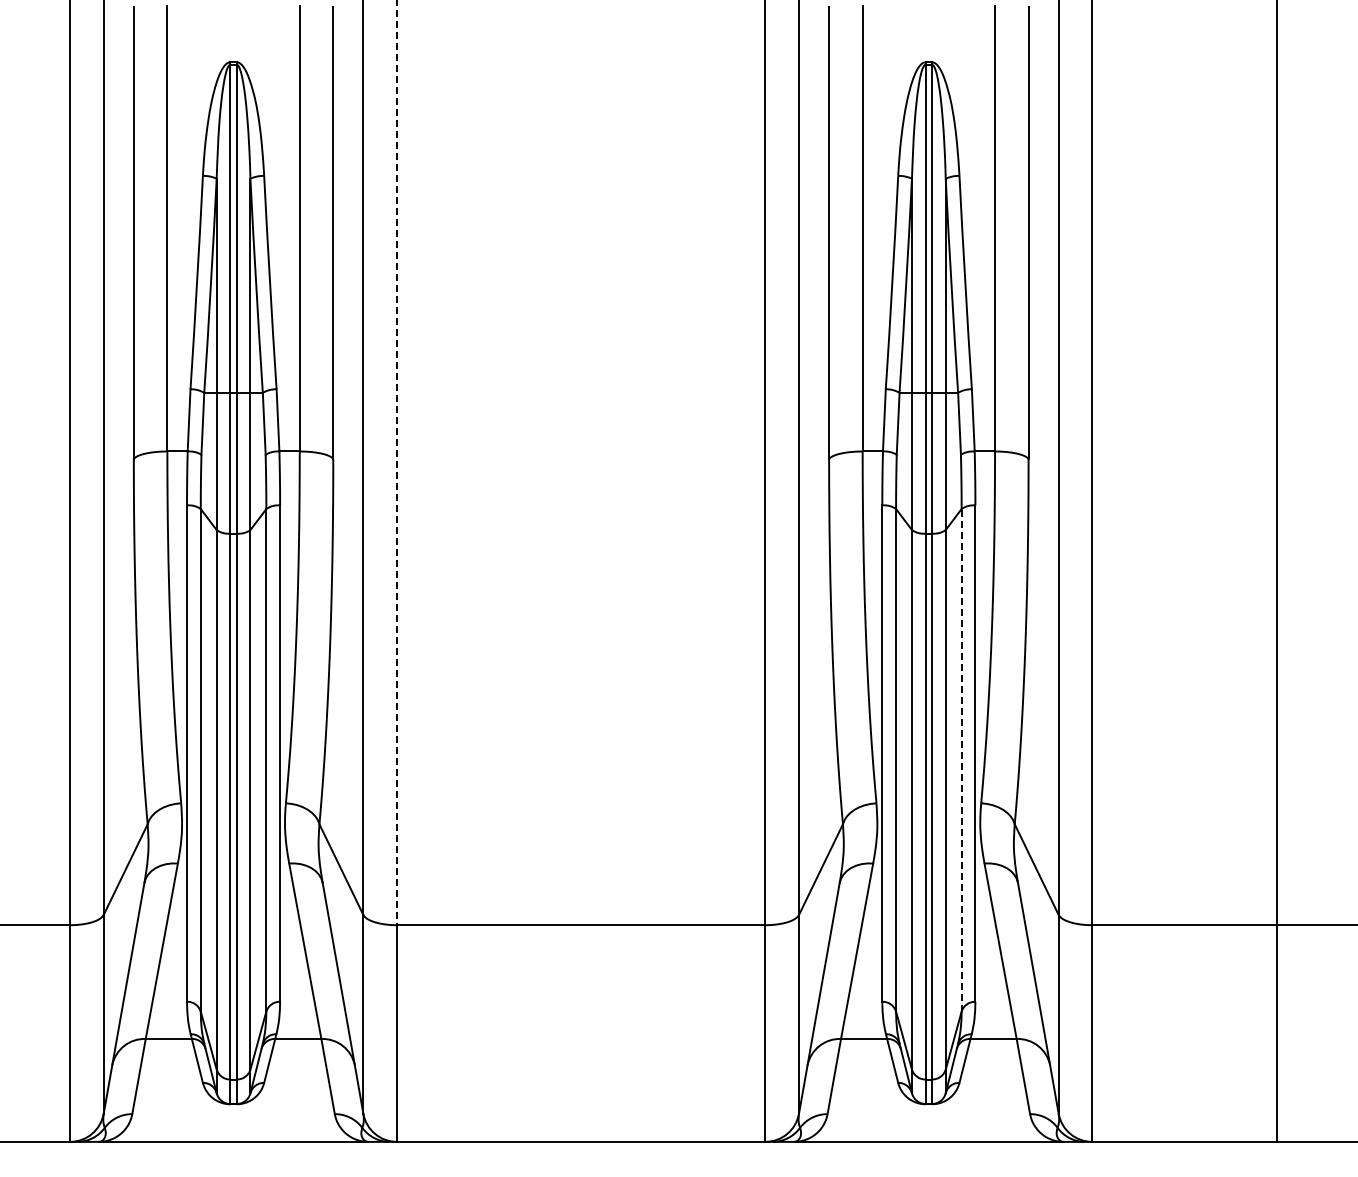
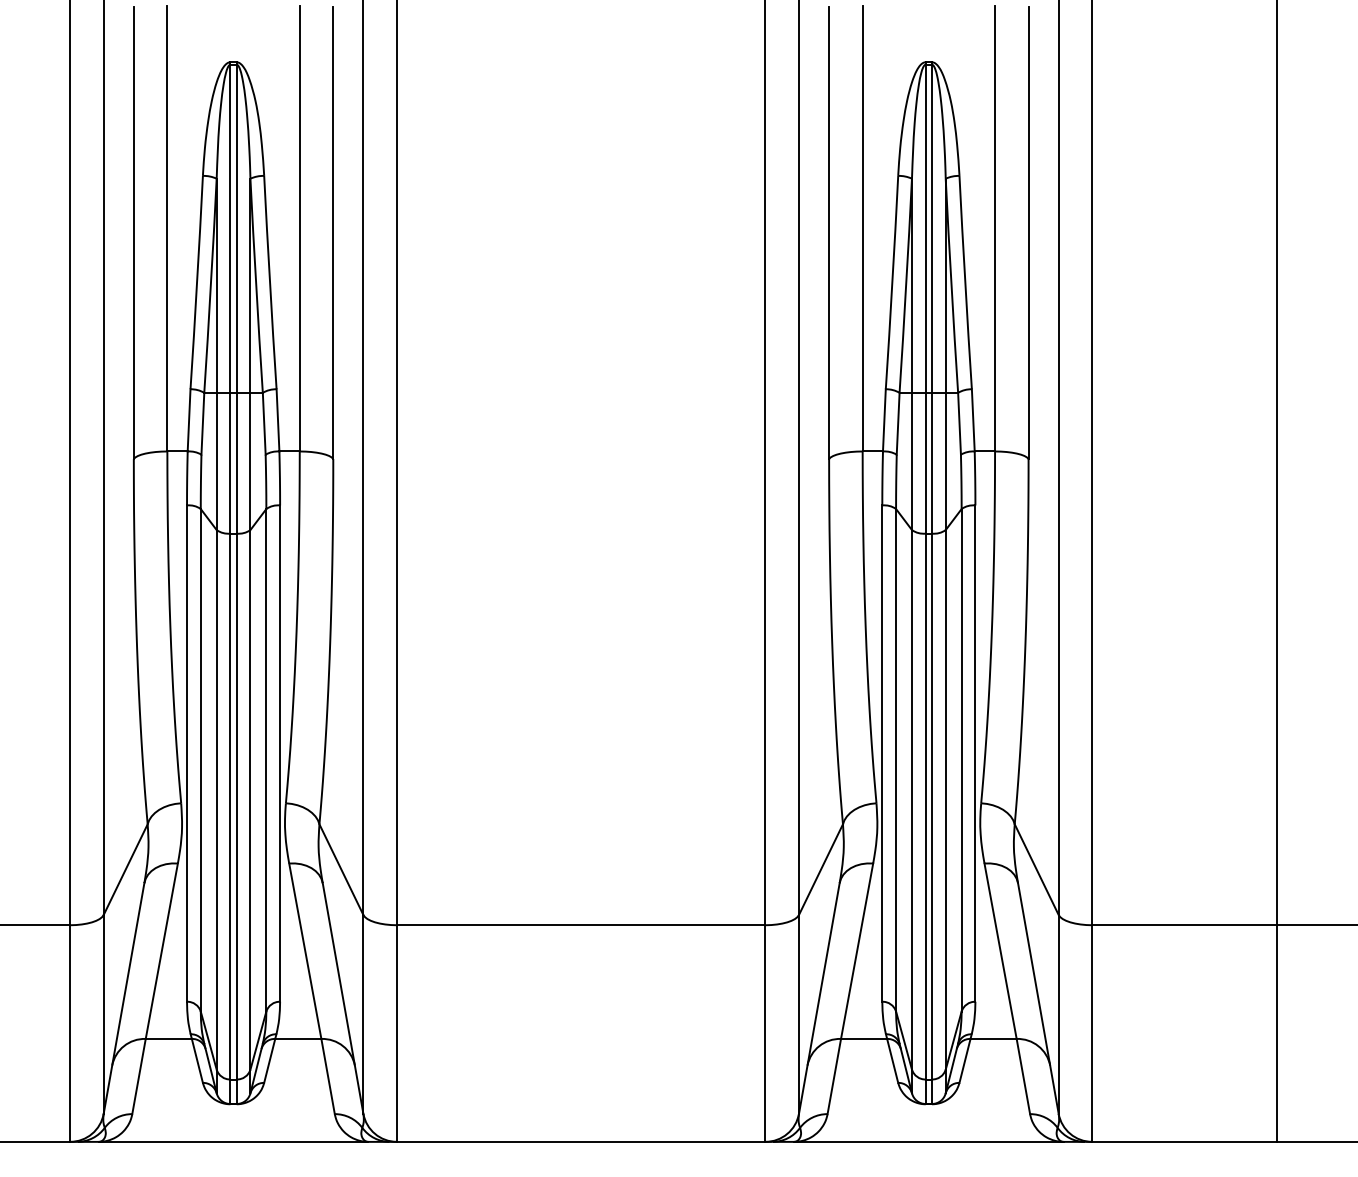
line: dashed -> solid (396, 463)
line: dashed -> solid (961, 759)
